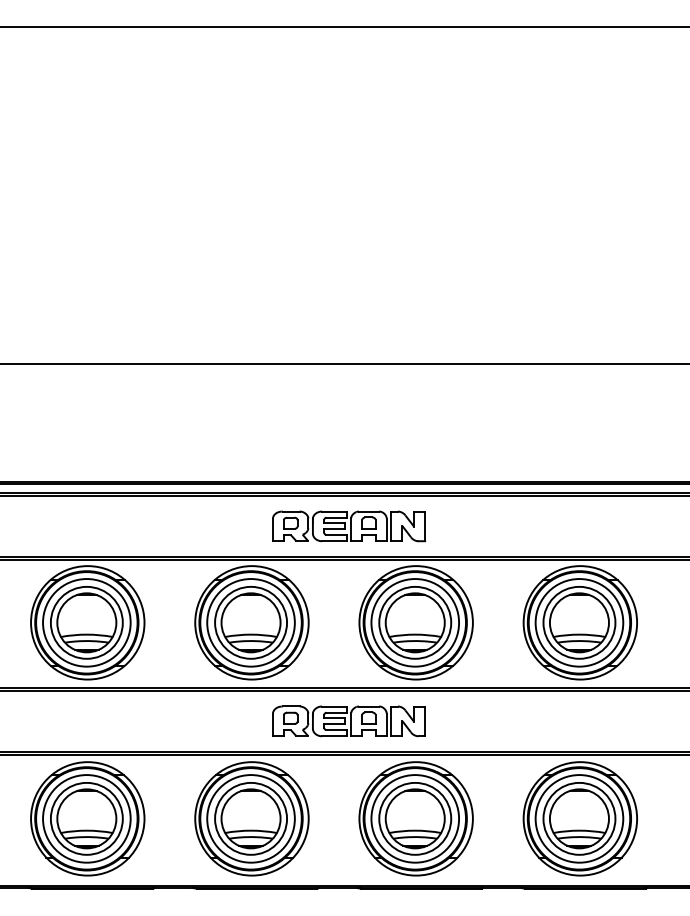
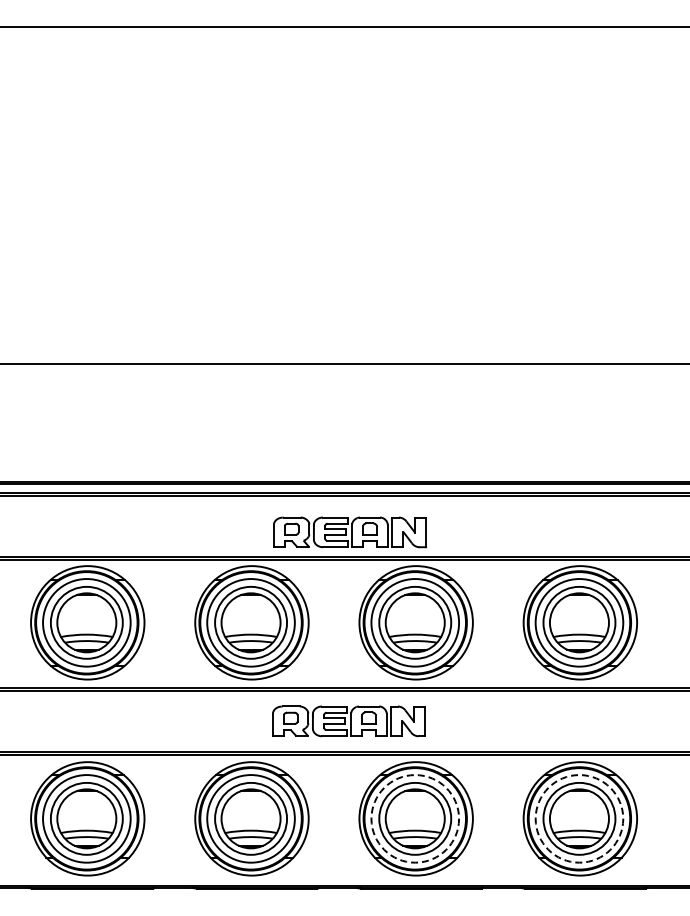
part position: (348, 526) -> (349, 532) (349, 532)
circle: solid -> dashed (415, 818)
circle: solid -> dashed (579, 818)
